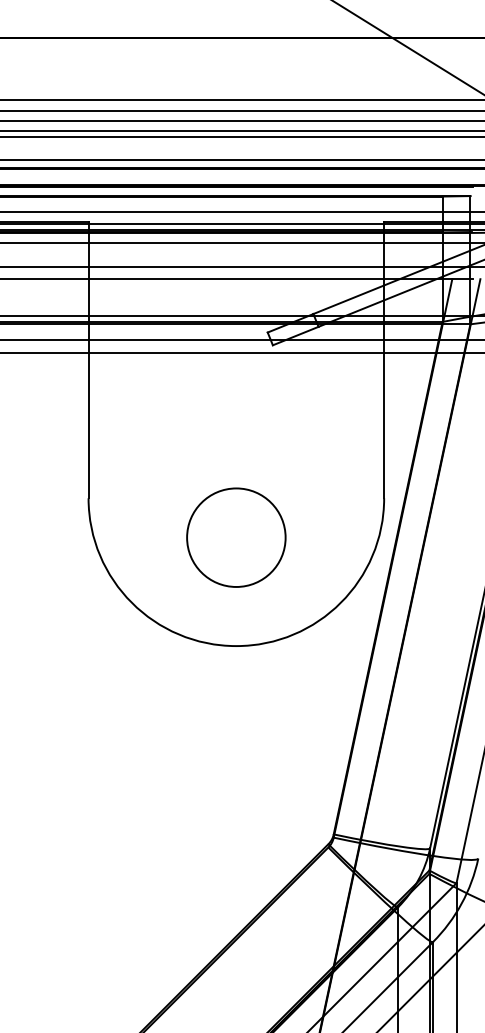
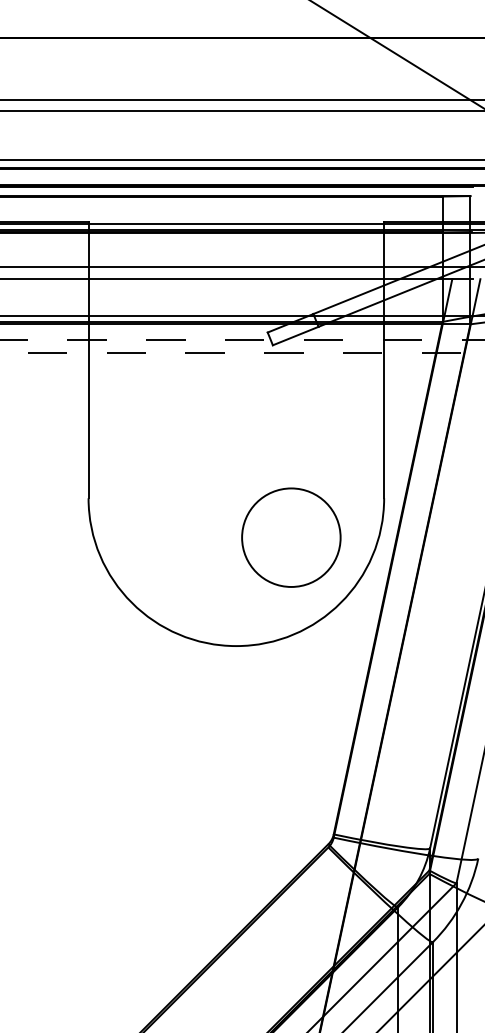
line position: (407, 47) -> (396, 54) (396, 54)
line: present -> none (241, 121)
line: present -> none (241, 131)
line: present -> none (241, 137)
line: present -> none (241, 212)
line: present -> none (241, 242)
line: solid -> dashed (242, 339)
line: solid -> dashed (242, 352)
circle position: (236, 537) -> (291, 537) (291, 537)
